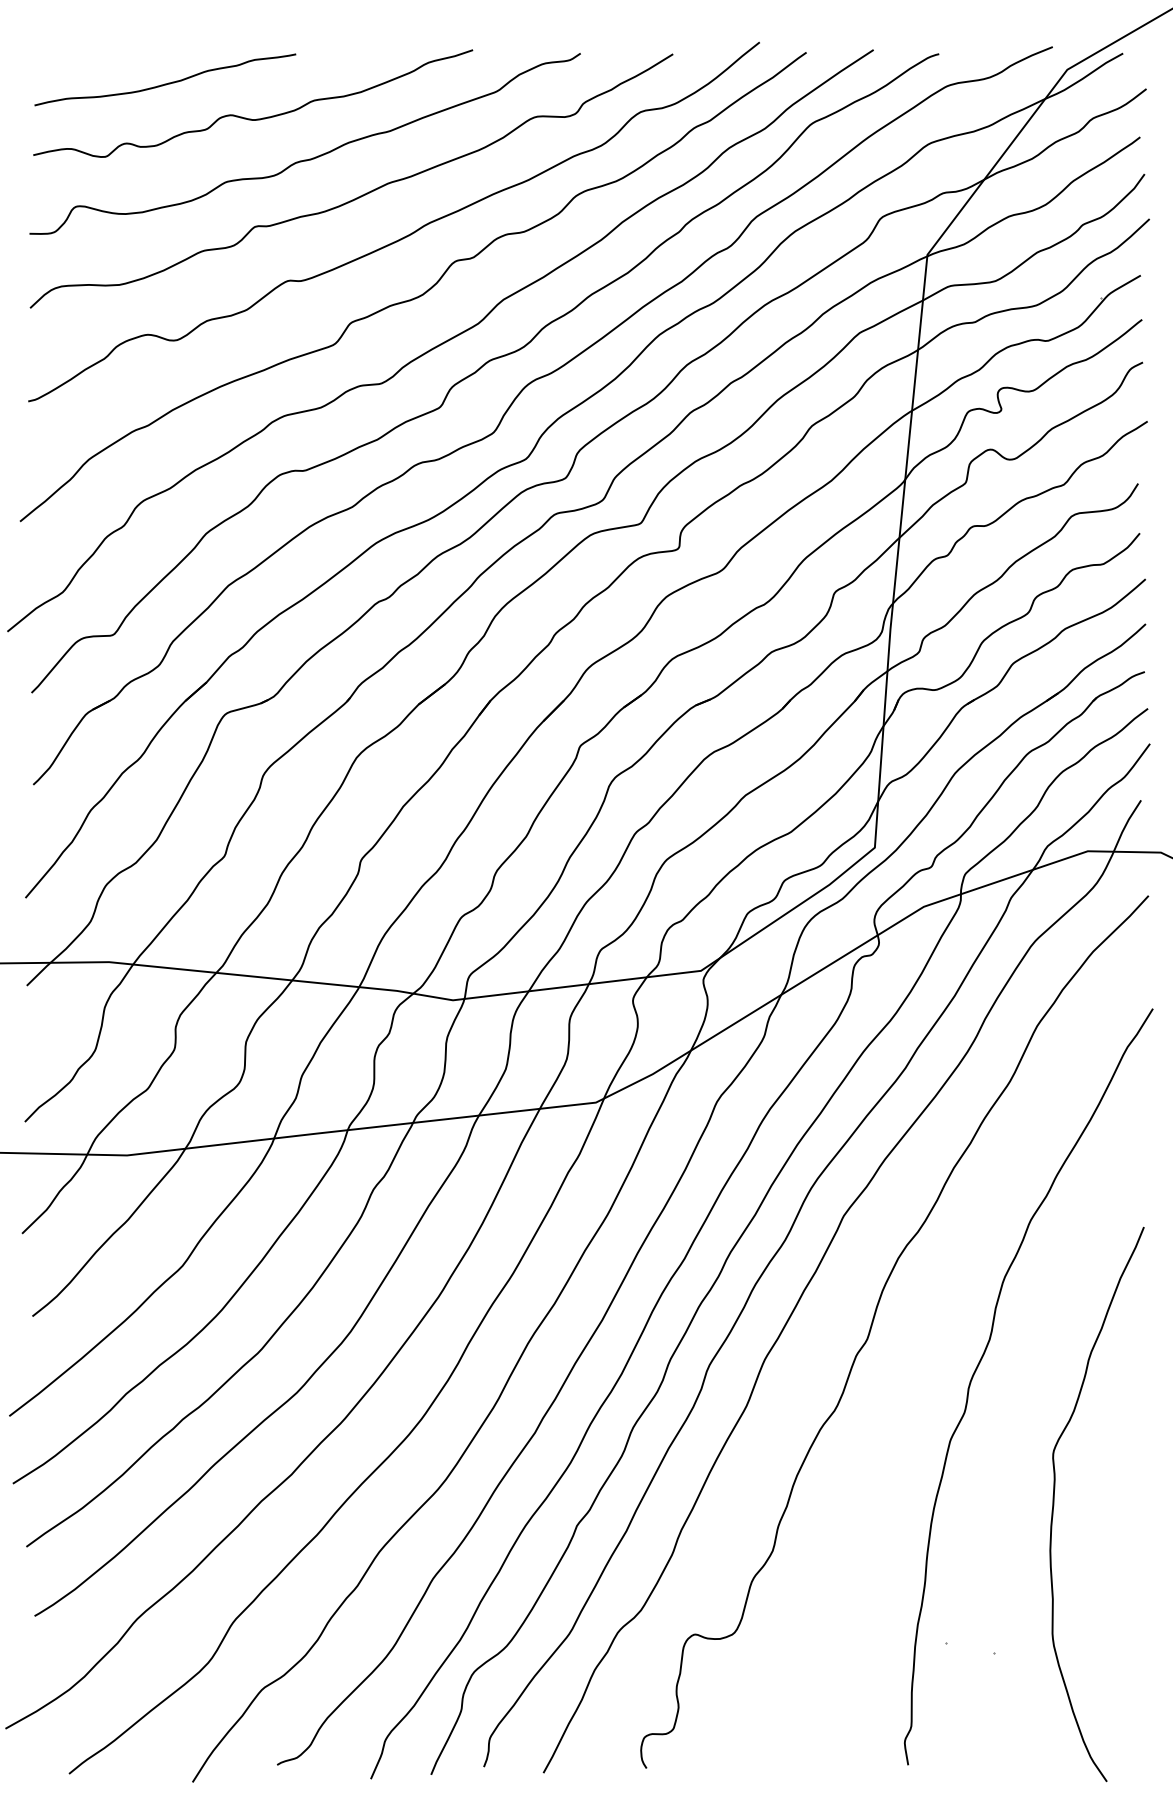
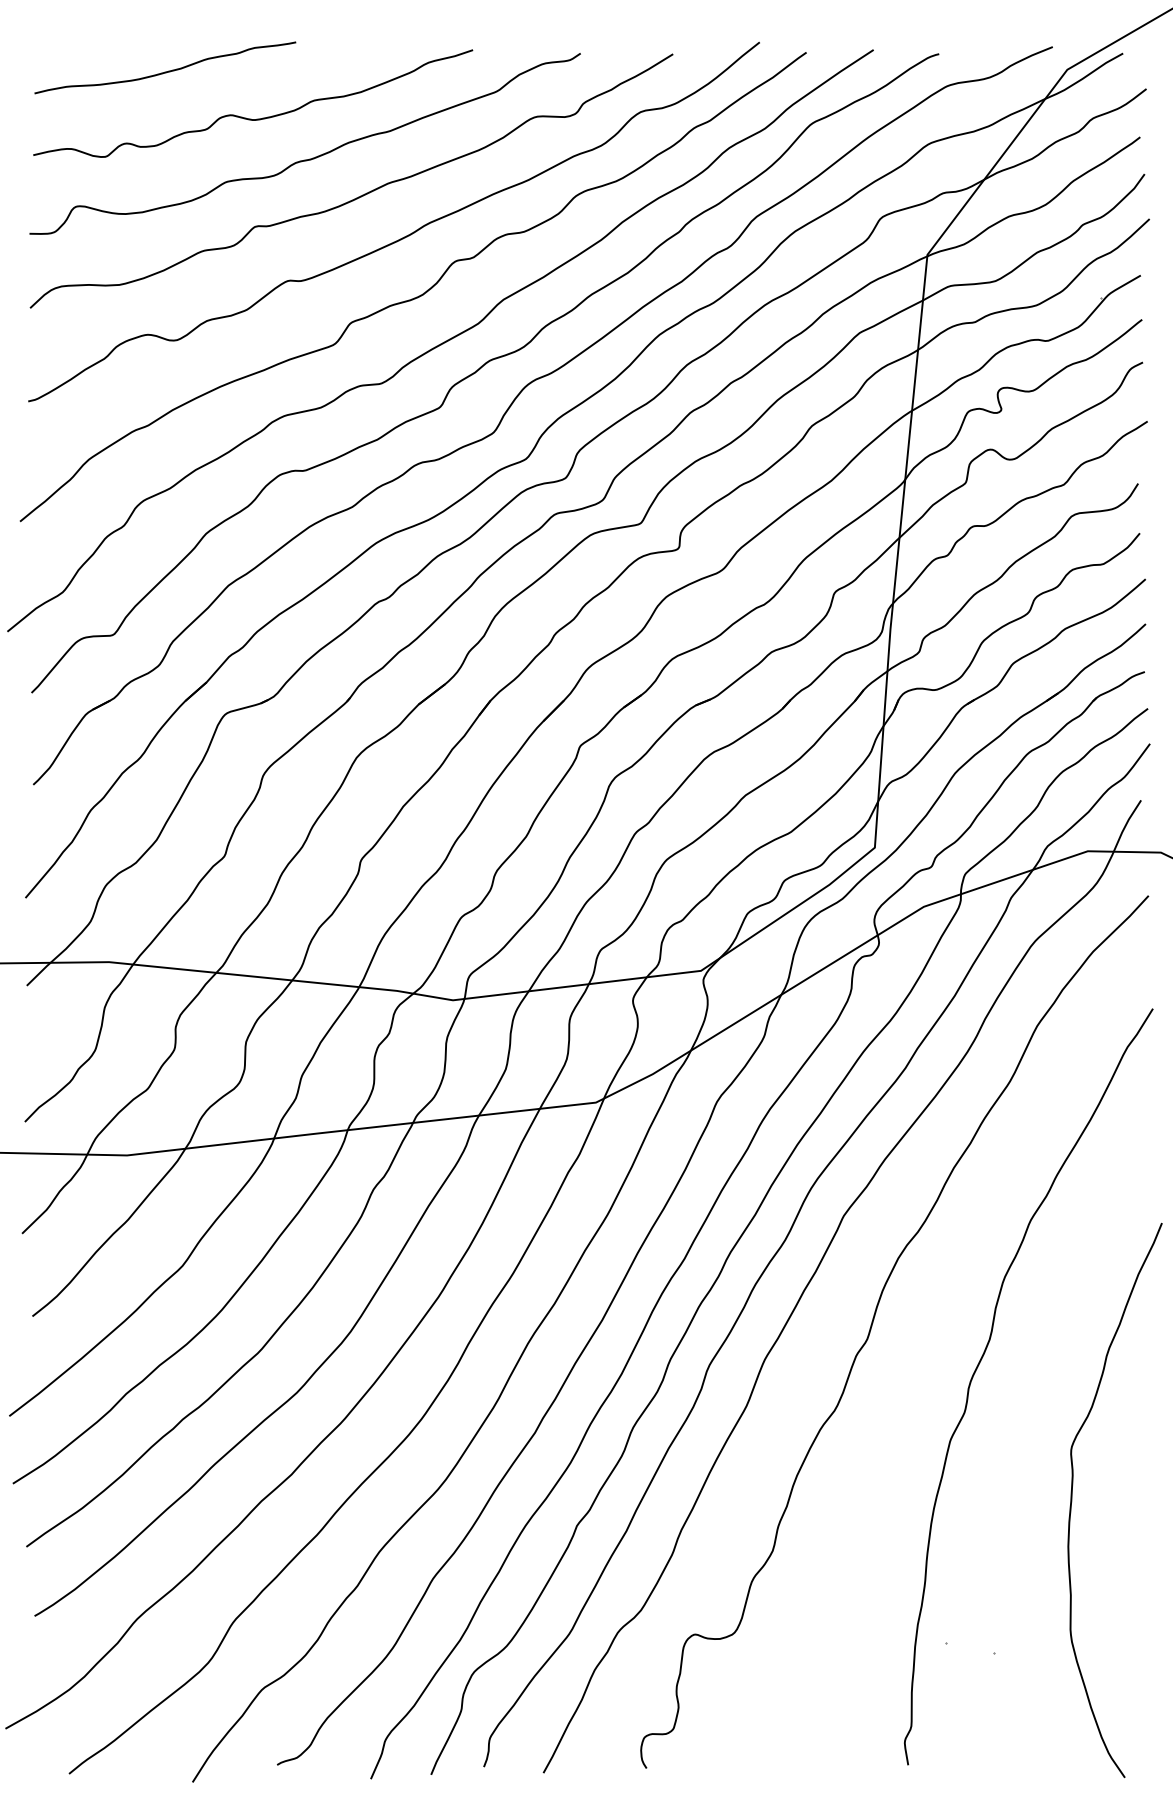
curve position: (165, 83) -> (165, 71) (165, 71)
curve position: (1054, 1504) -> (1072, 1500) (1072, 1500)
